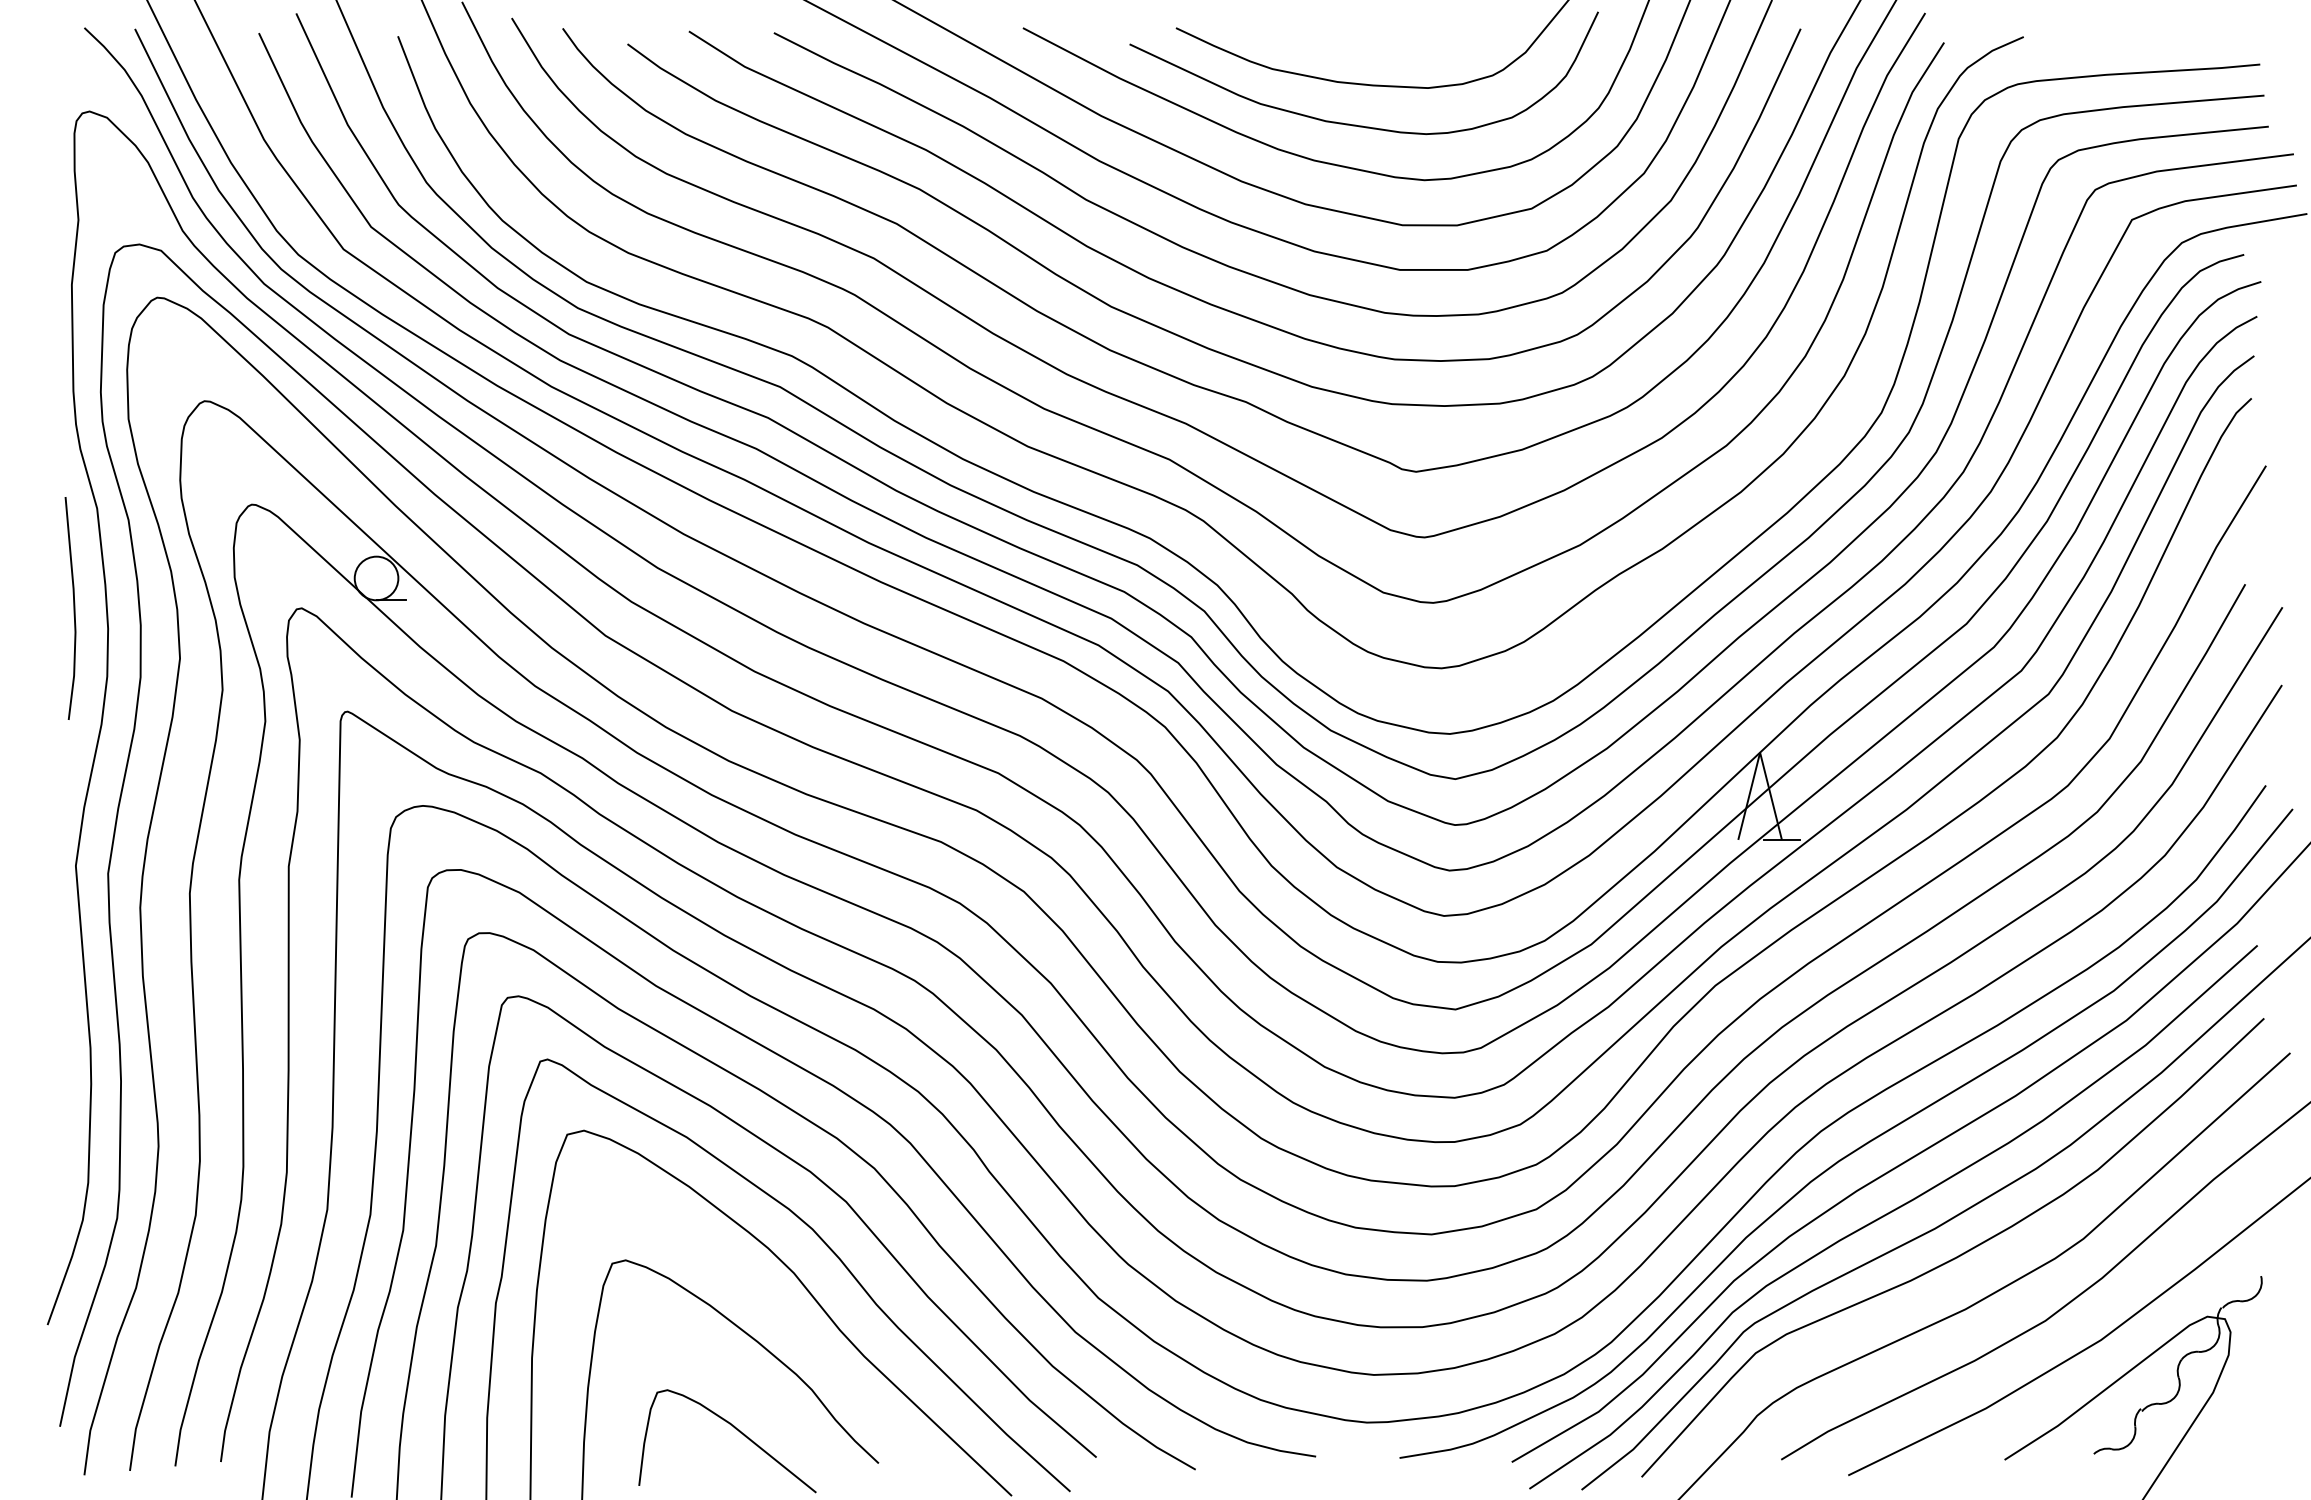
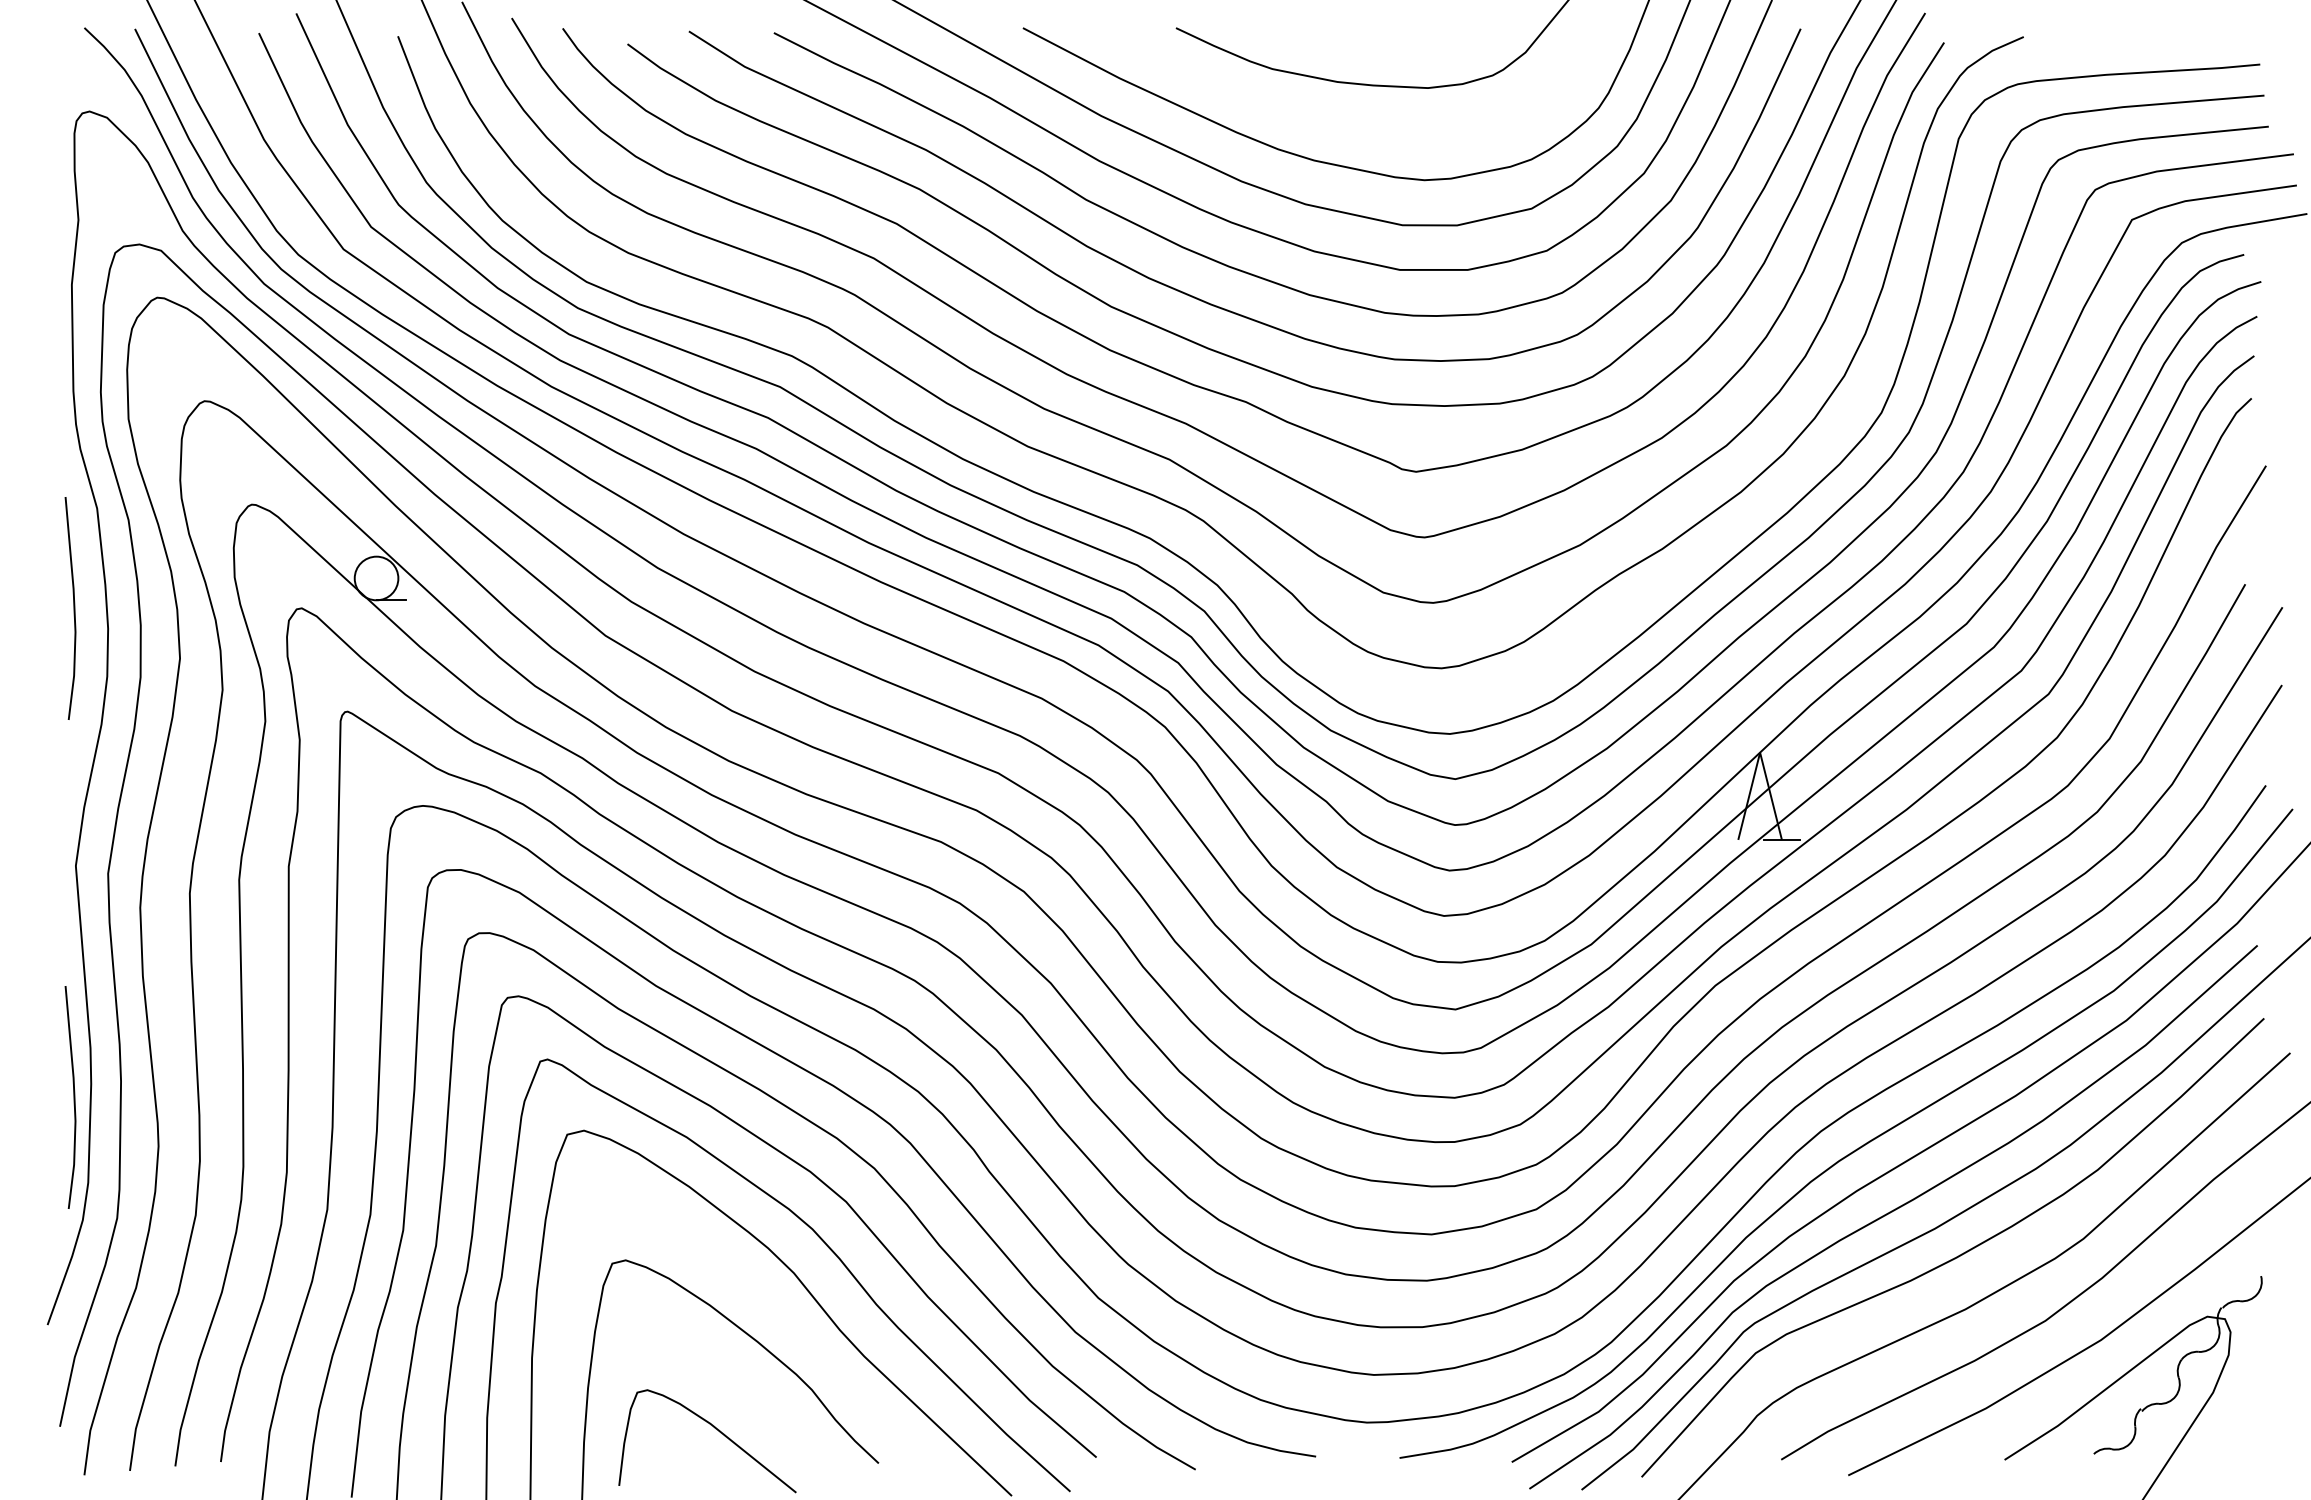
curve: present -> none (1356, 124)
line: none -> present (73, 1097)
curve position: (735, 1429) -> (715, 1429) (715, 1429)
